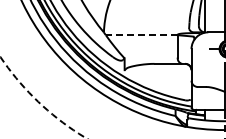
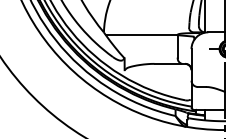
line: dashed -> solid (141, 35)
circle: dashed -> solid (43, 97)
